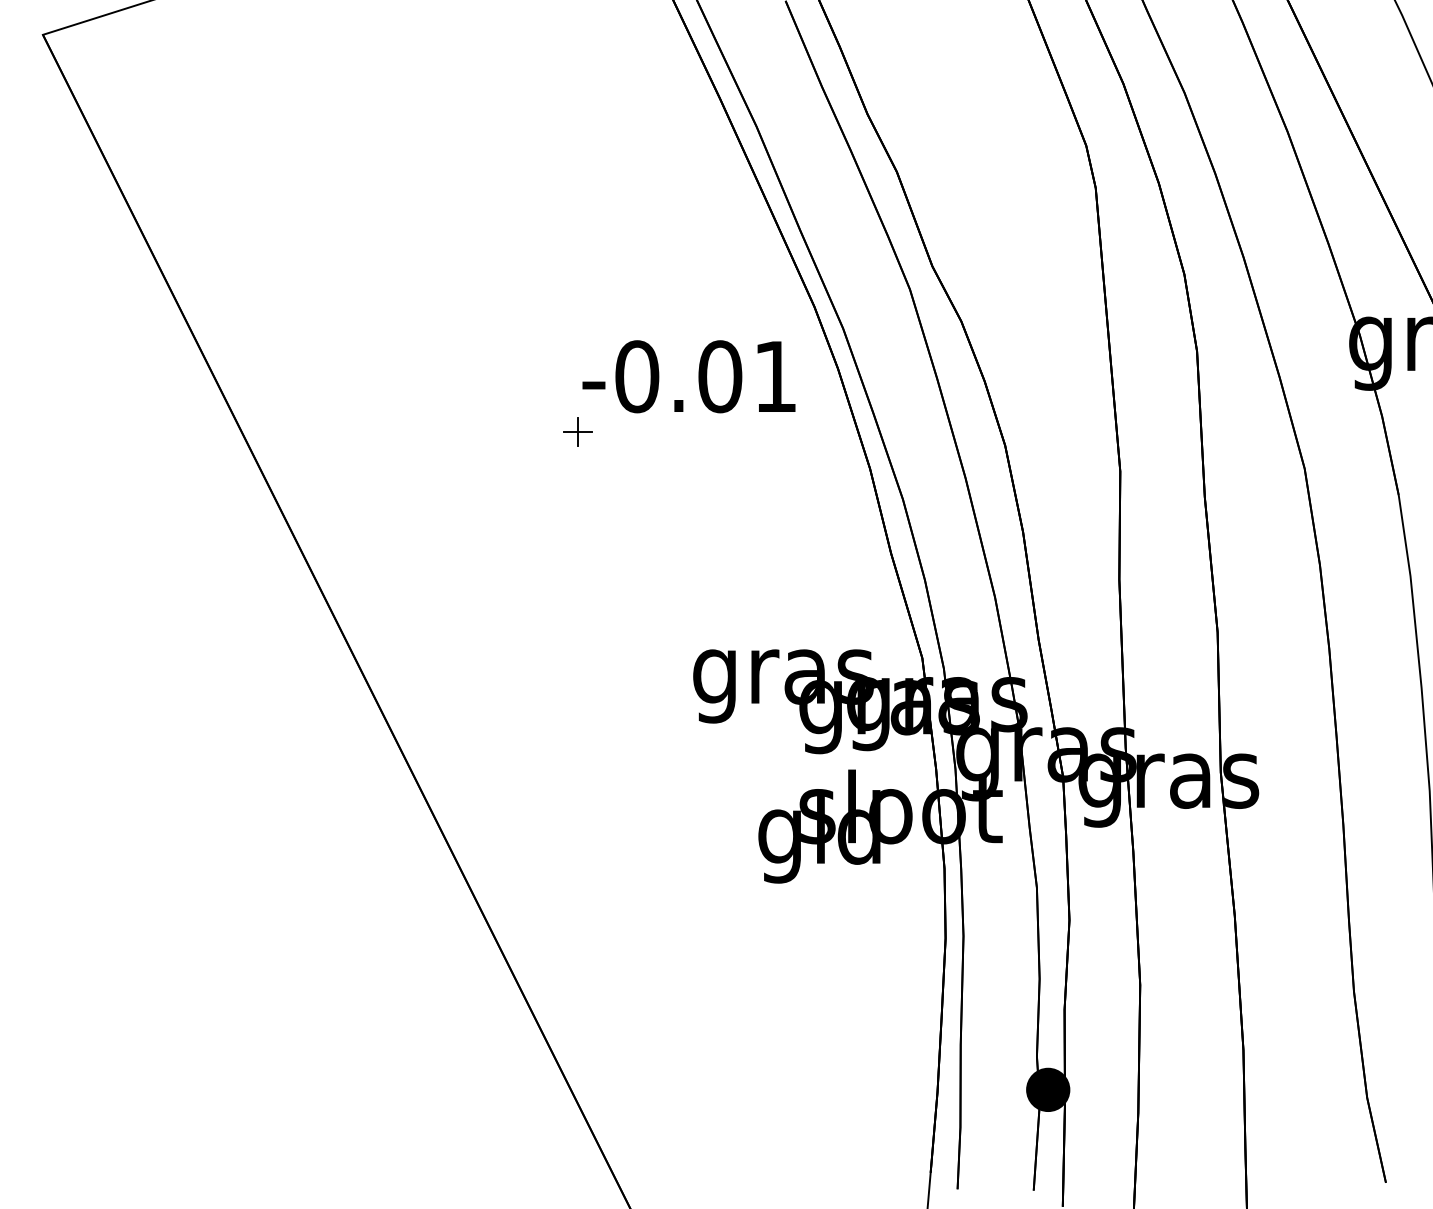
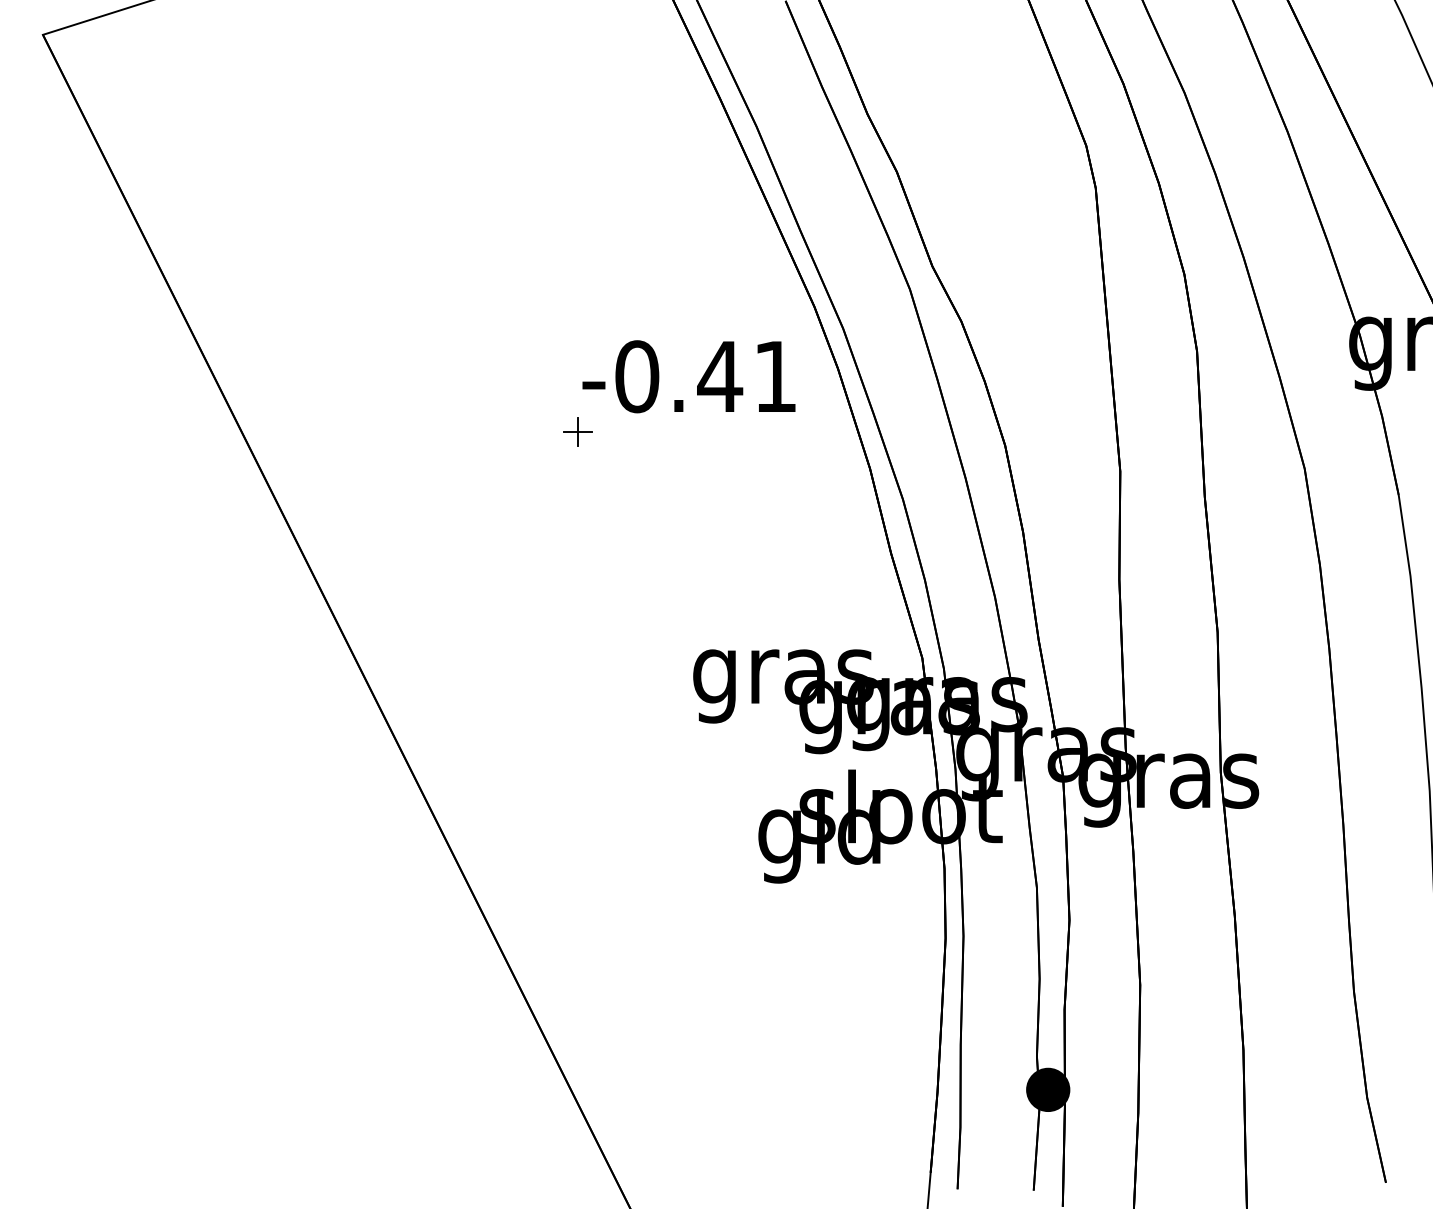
text: -0.01 -> -0.41 (720, 376)
